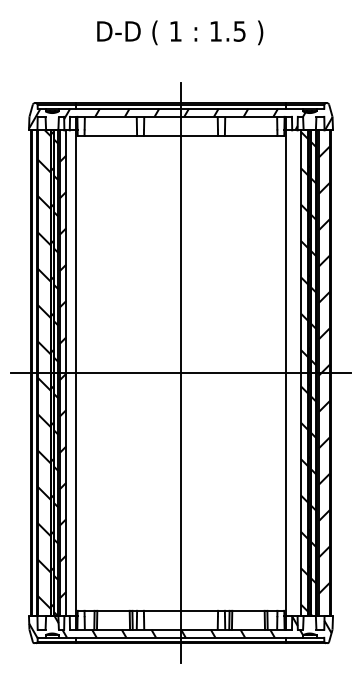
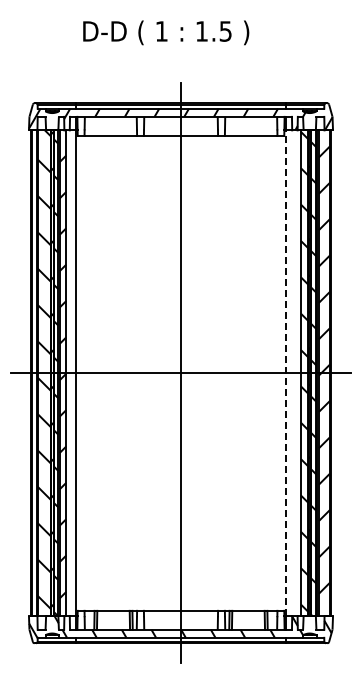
text position: (180, 32) -> (166, 32) (166, 32)
line: solid -> dashed (286, 373)
